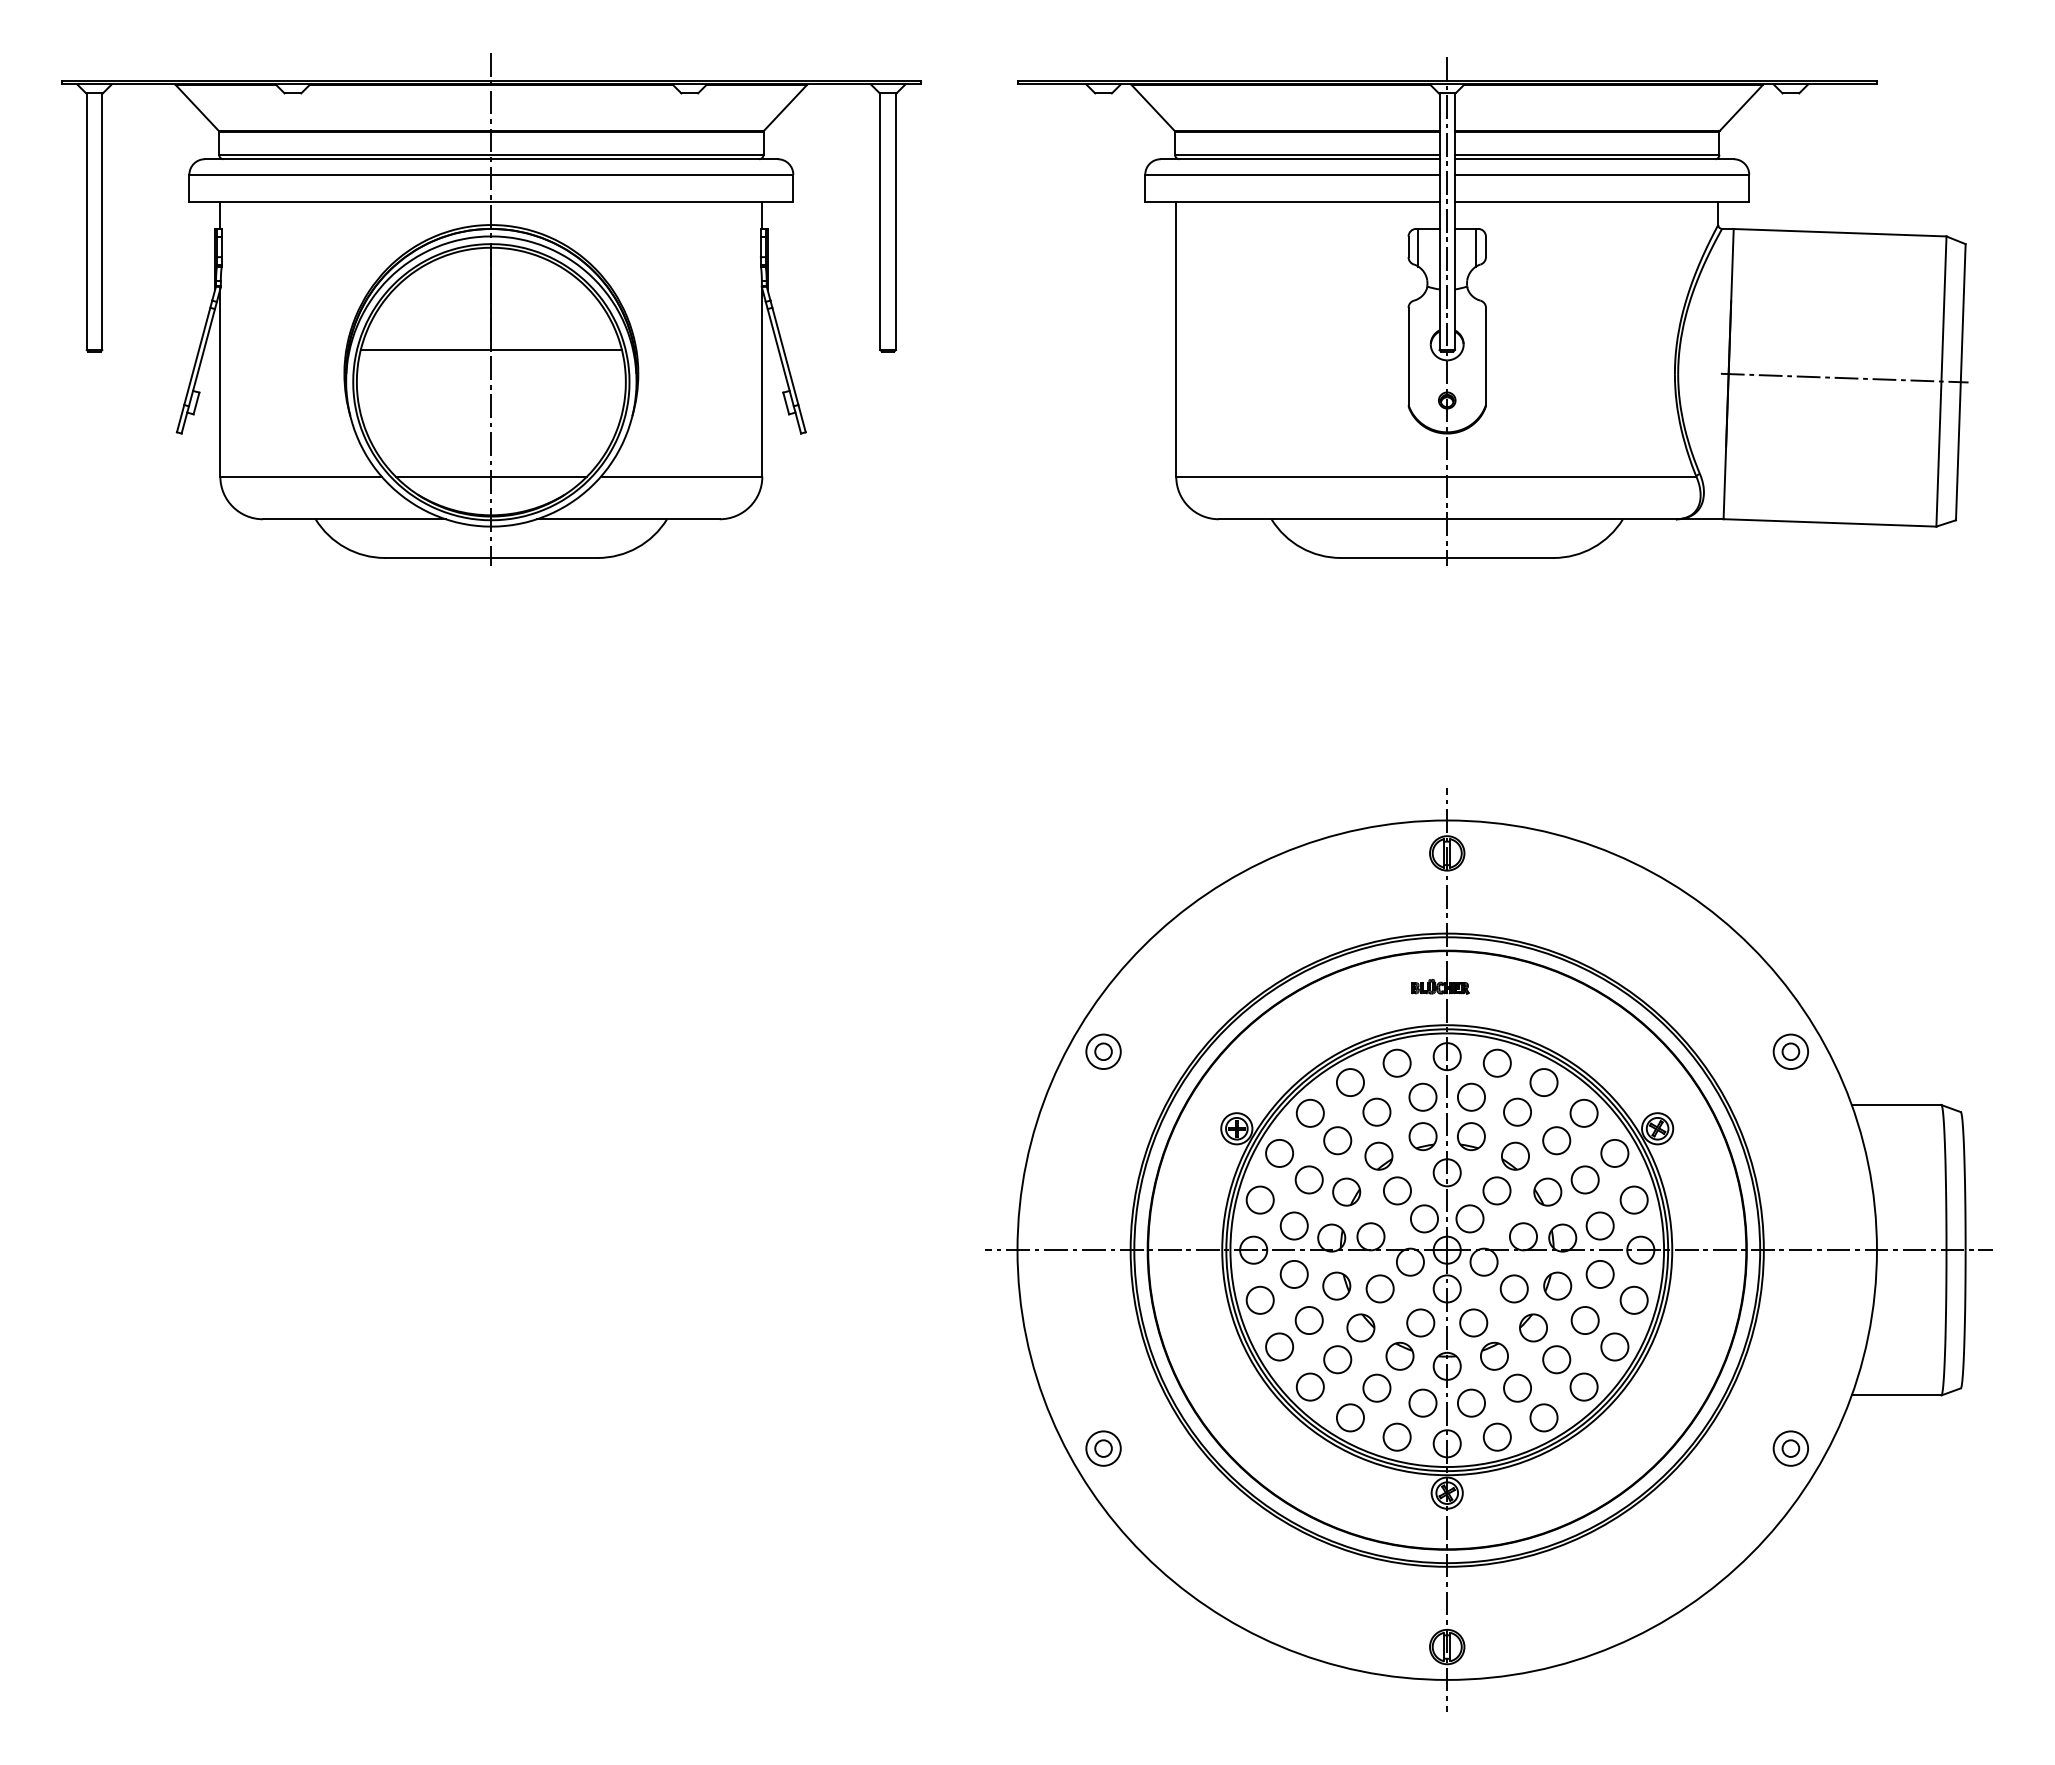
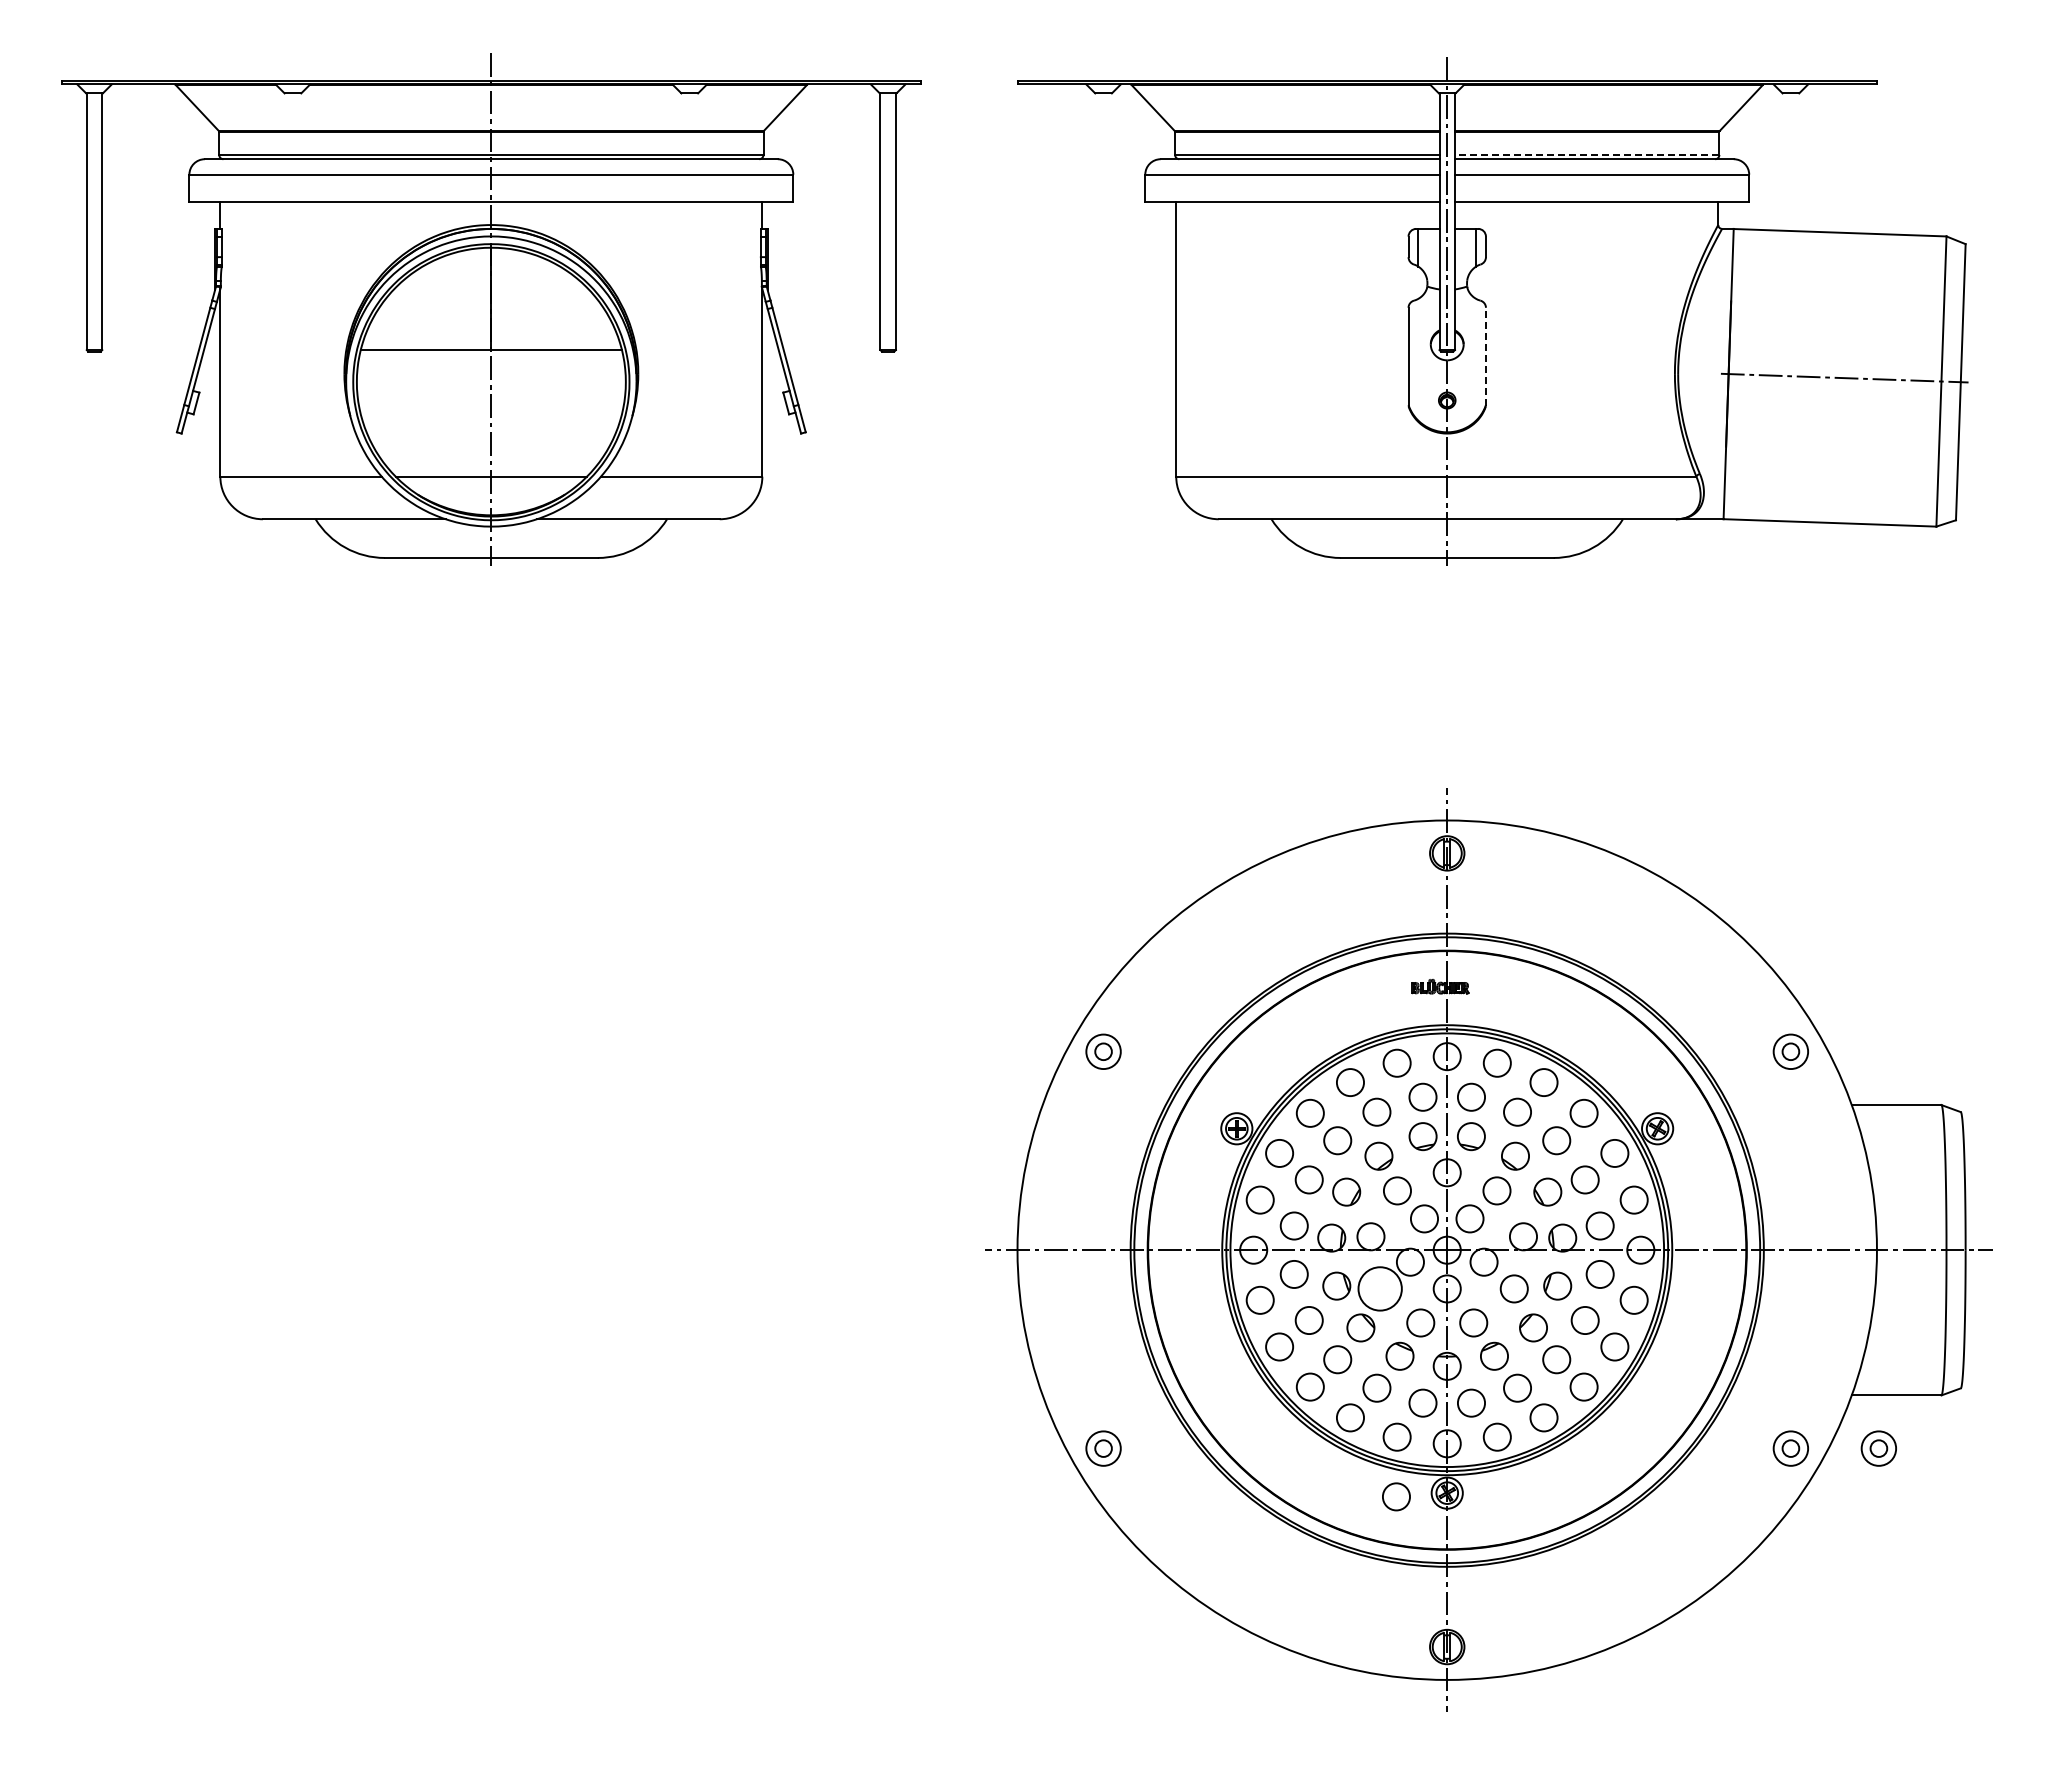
line: solid -> dashed (1586, 154)
line: solid -> dashed (1485, 356)
circle diameter: 27 px -> 43 px (1379, 1288)
part: none -> present (1878, 1448)
circle: none -> present (1396, 1496)
